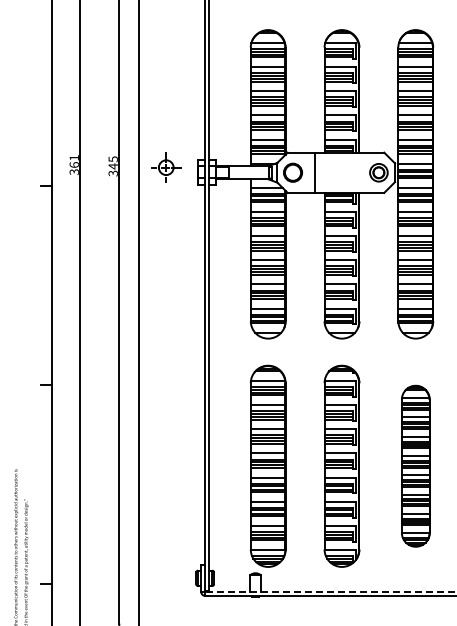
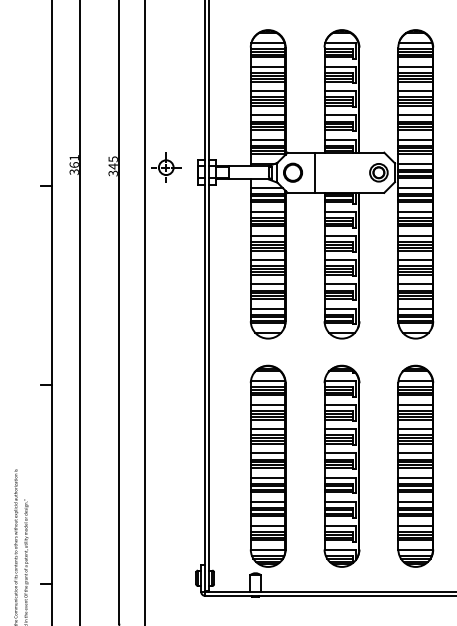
line position: (138, 312) -> (144, 312) (144, 312)
part size: 30x164 px -> 38x204 px (415, 465)
line: dashed -> solid (331, 591)
